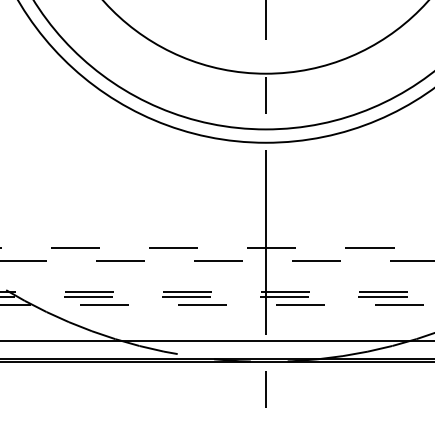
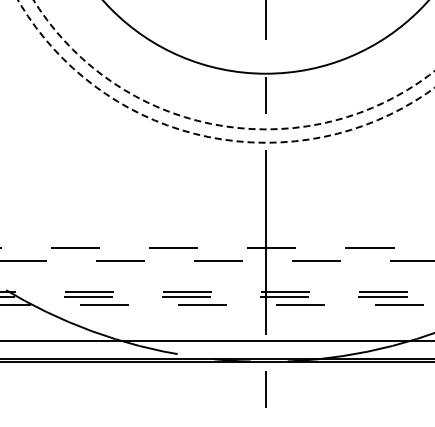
circle: solid -> dashed (233, 64)
circle: solid -> dashed (226, 71)
